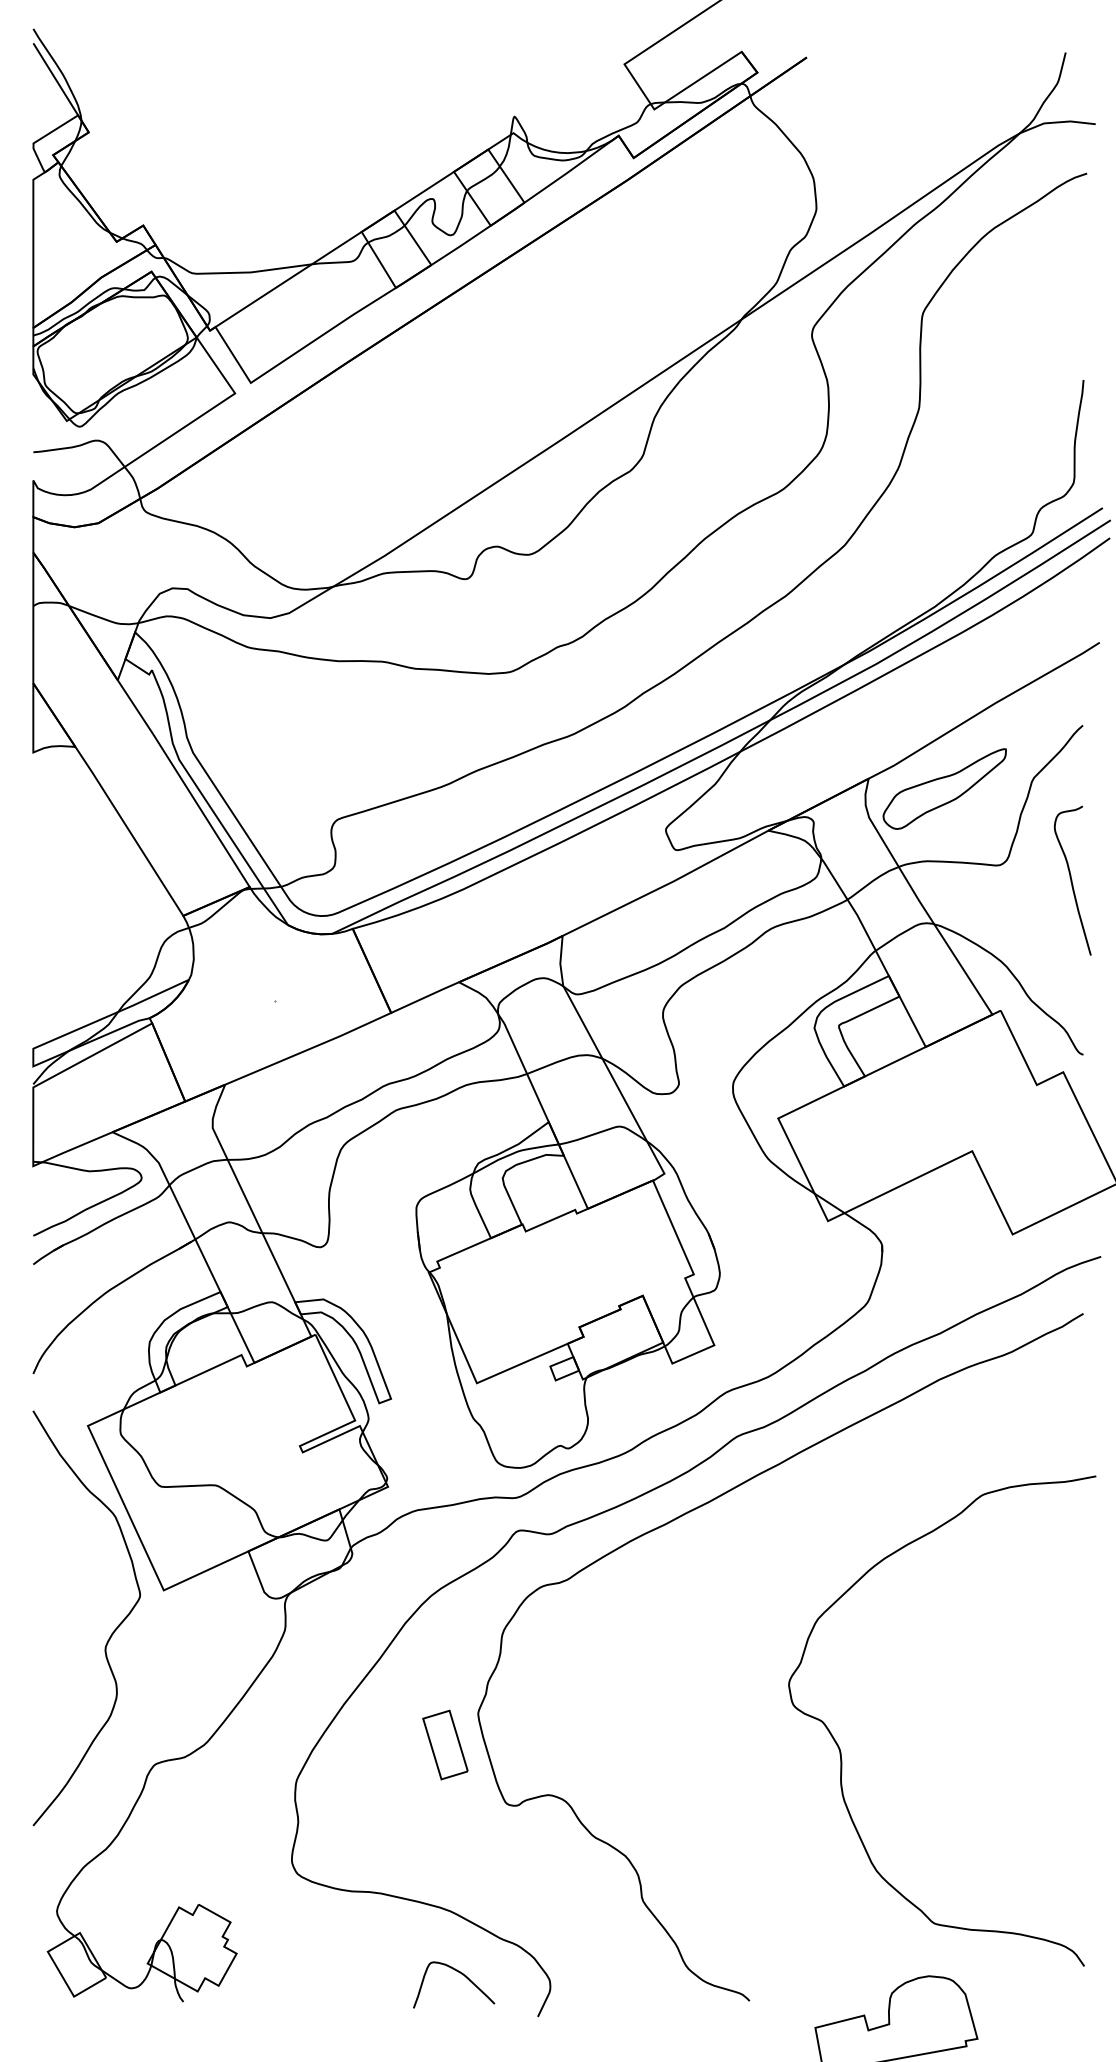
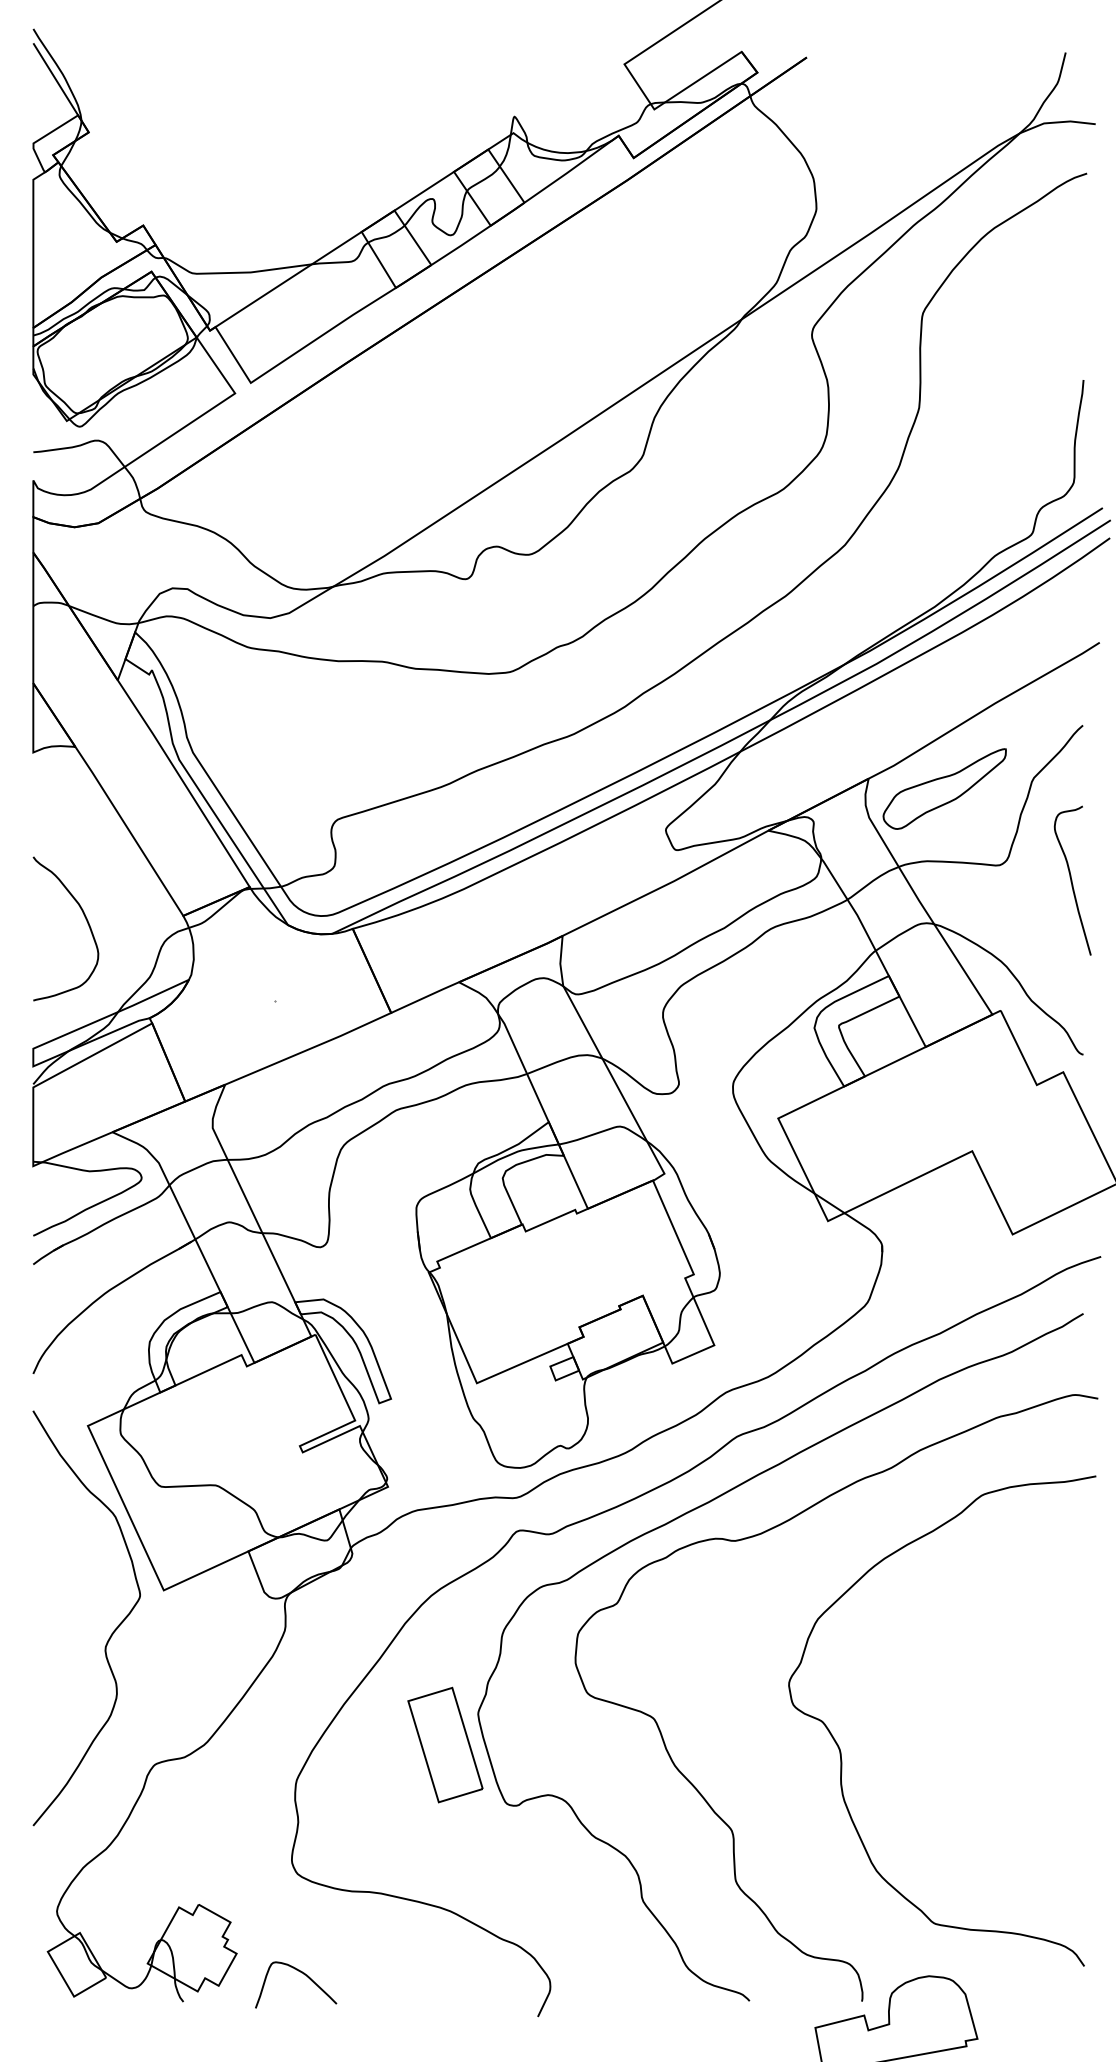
curve: none -> present (85, 919)
part size: 47x72 px -> 77x118 px (445, 1744)
curve: none -> present (705, 1798)
curve position: (462, 1975) -> (304, 1975) (304, 1975)
